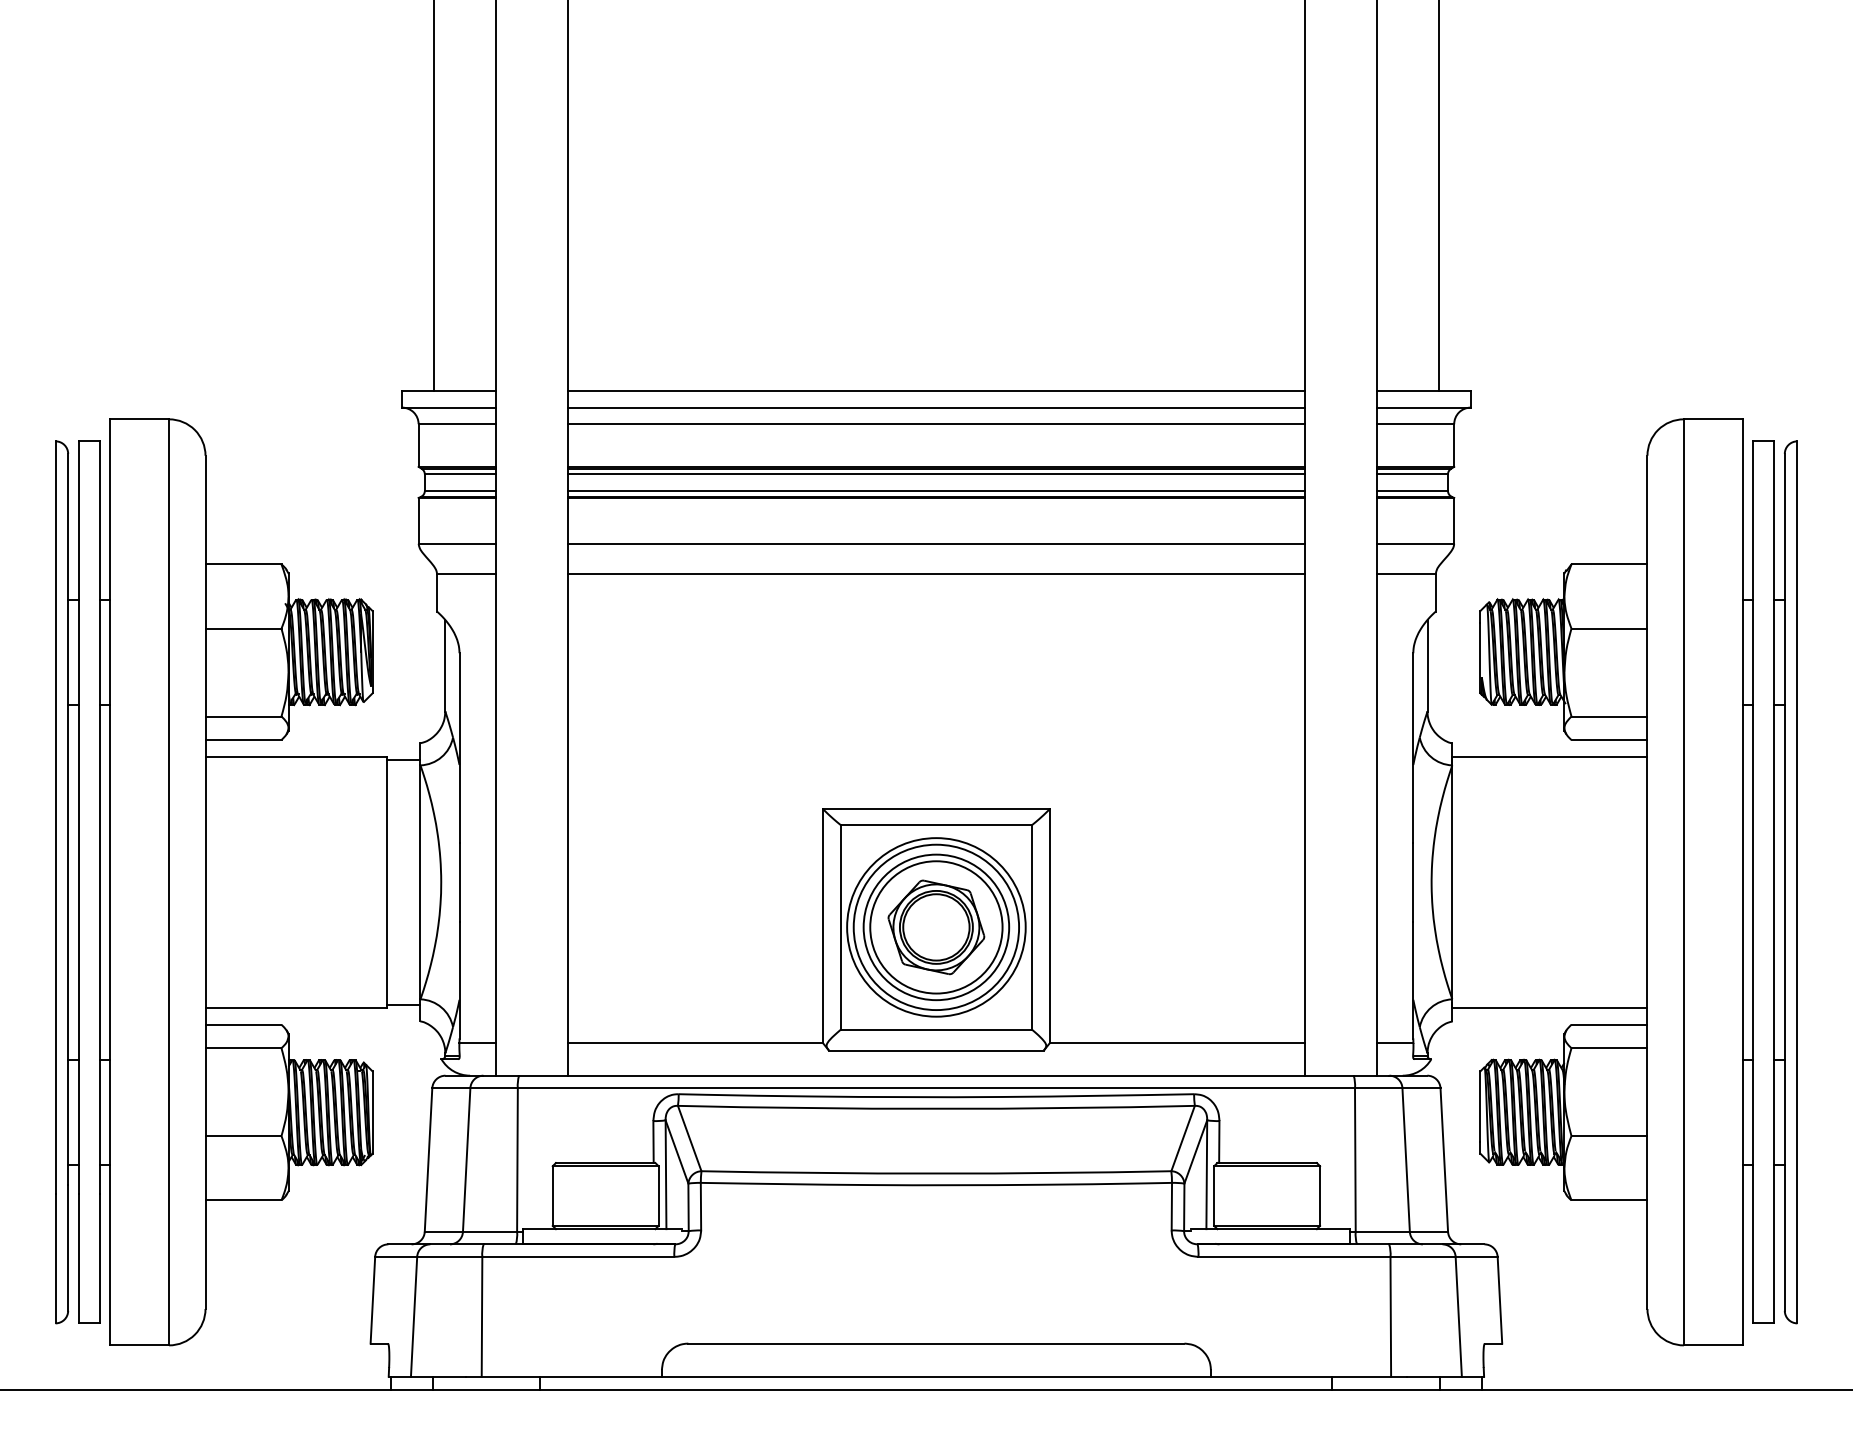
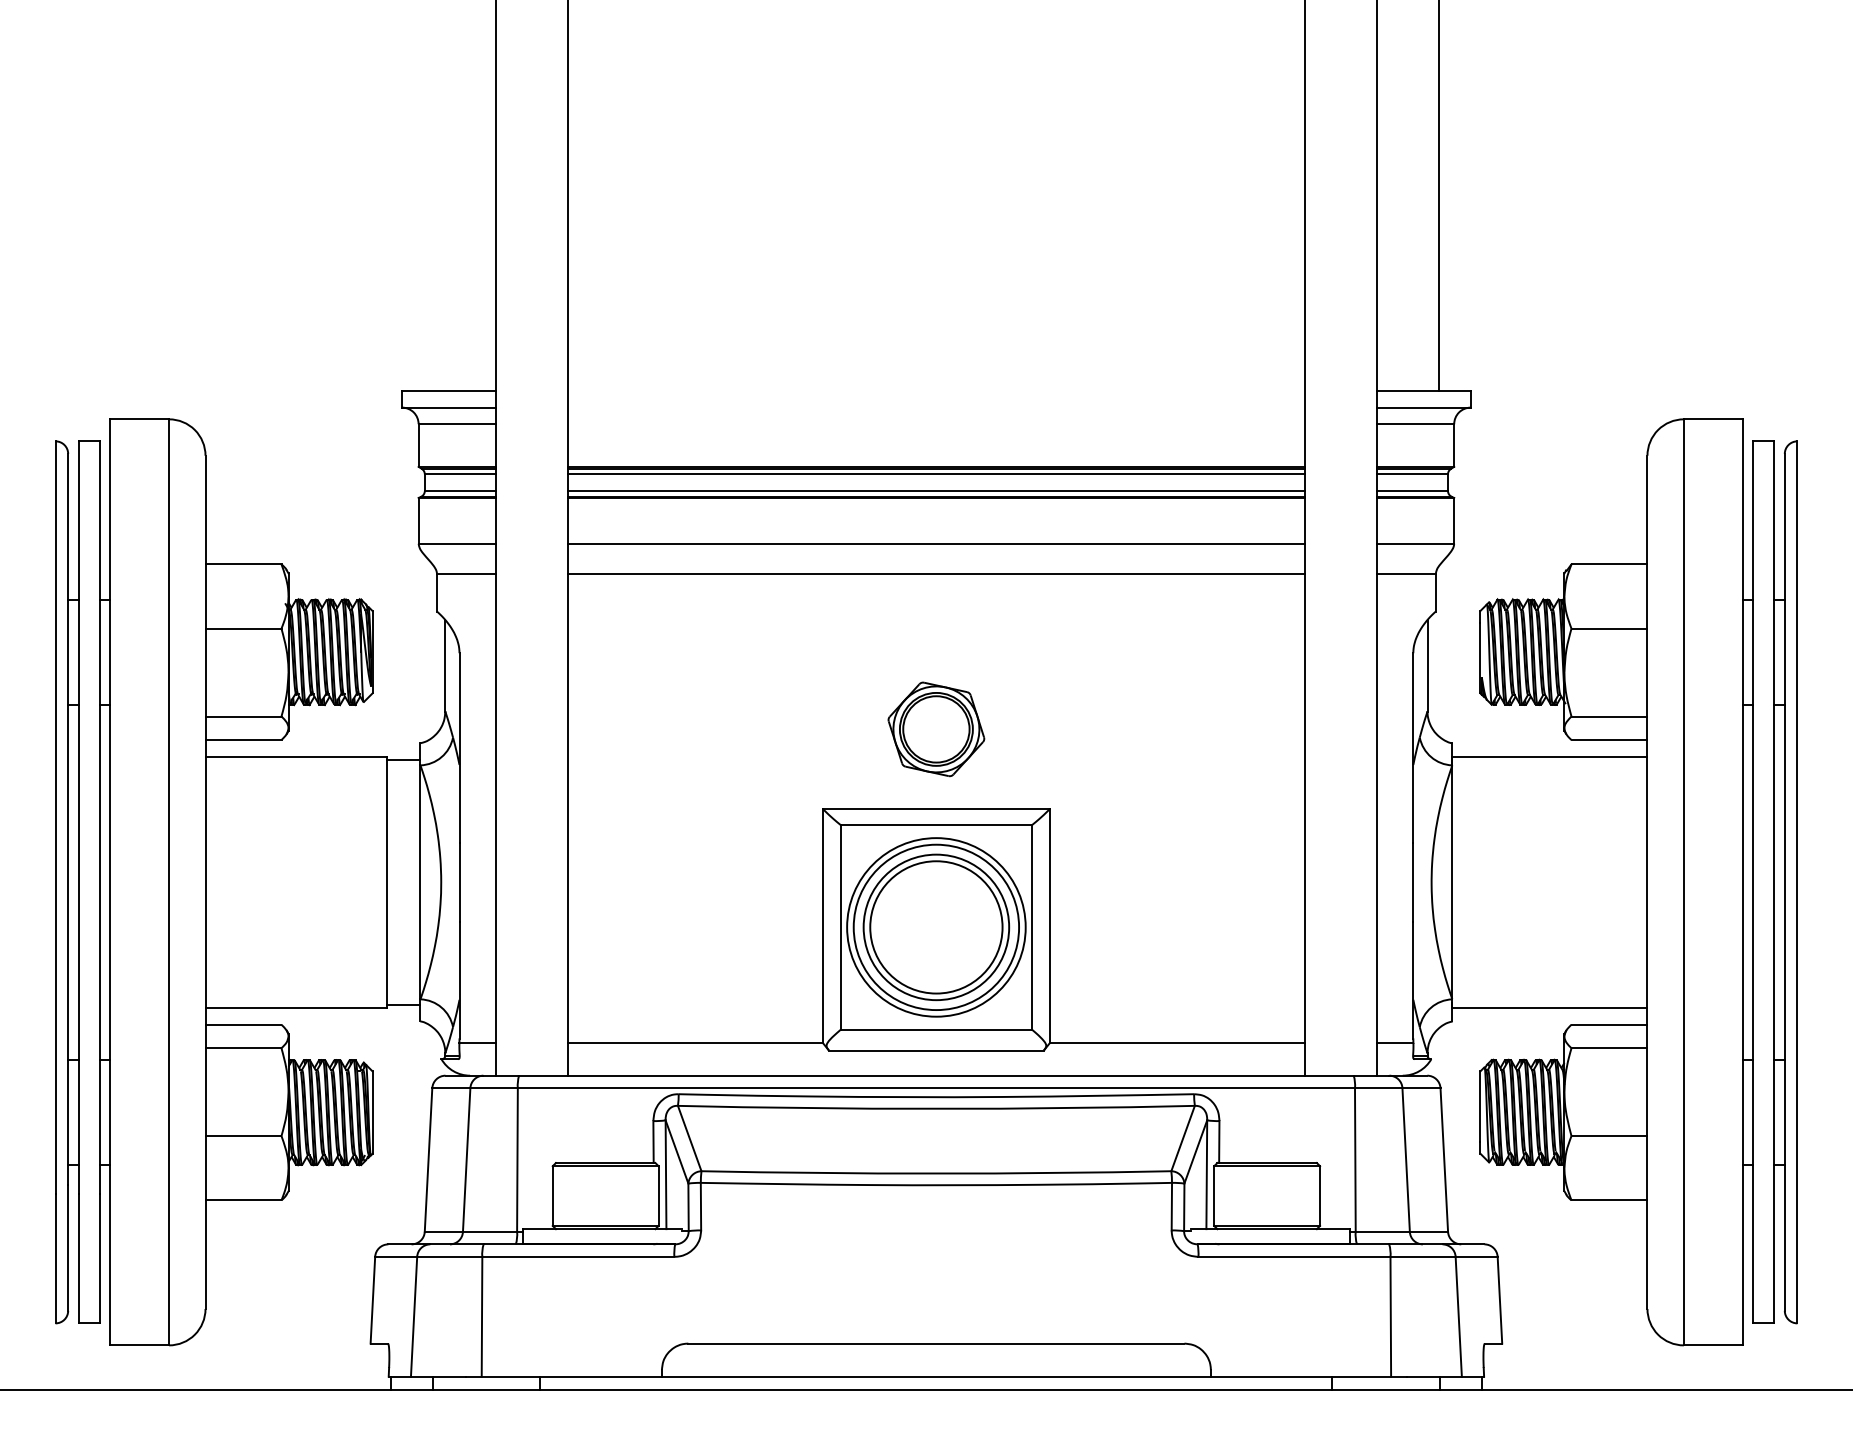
line: present -> none (433, 196)
line: present -> none (936, 391)
line: present -> none (936, 407)
line: present -> none (936, 424)
part position: (936, 927) -> (936, 729) (936, 729)
